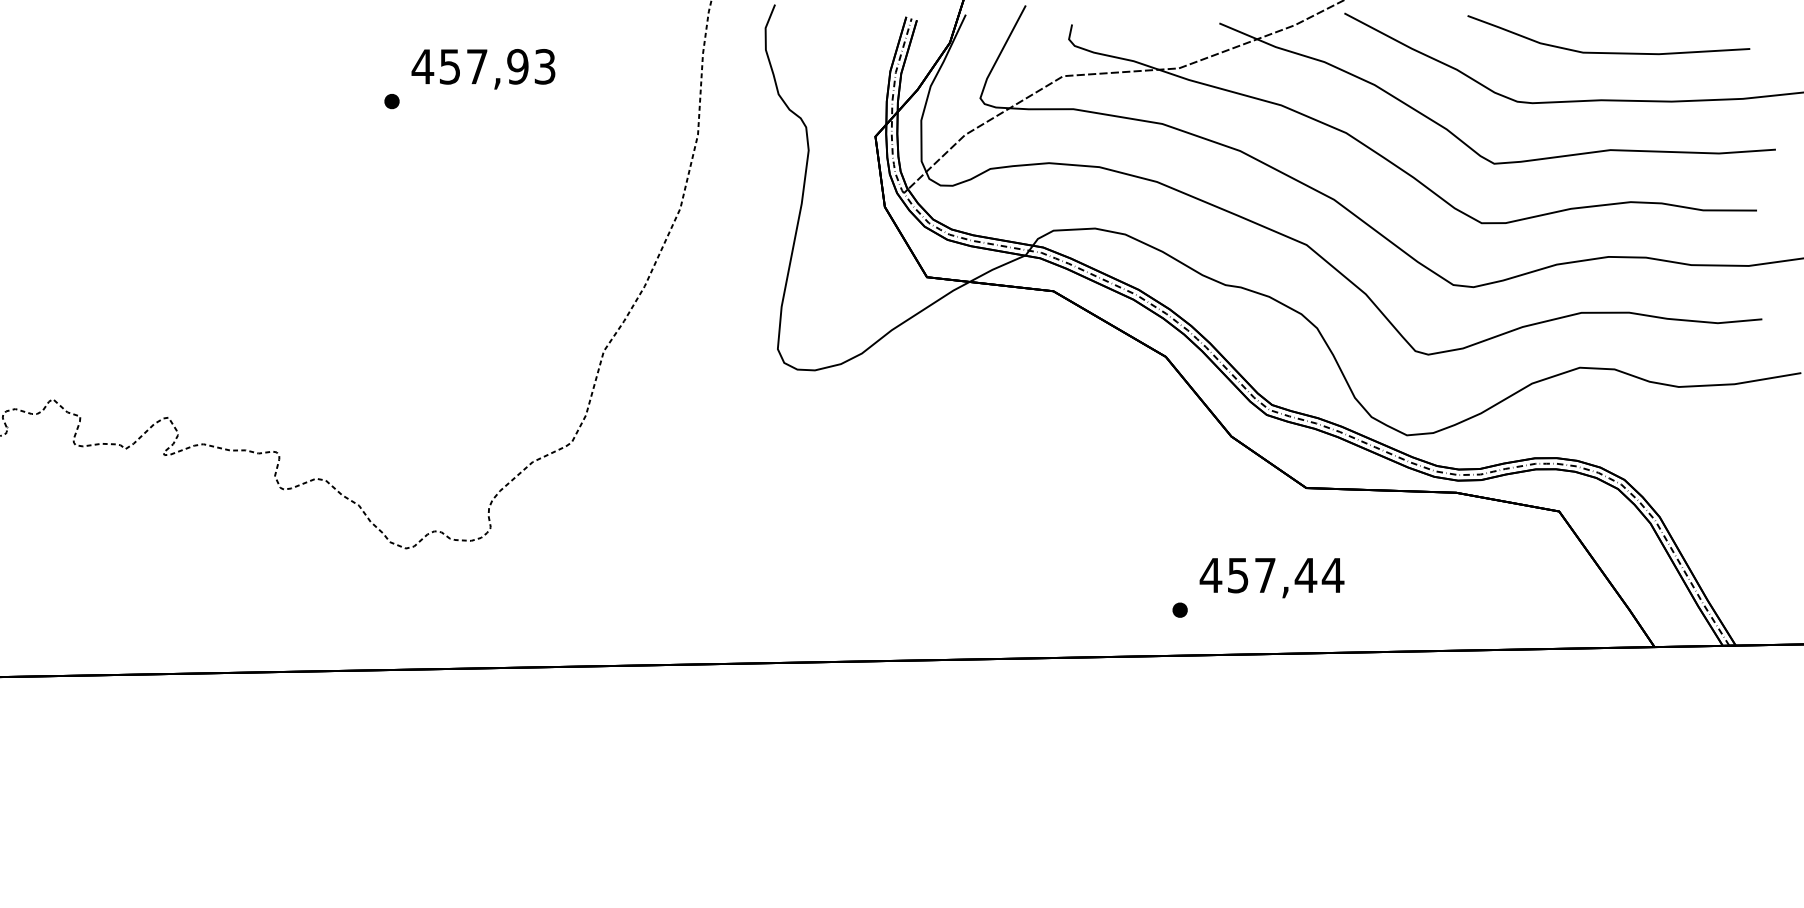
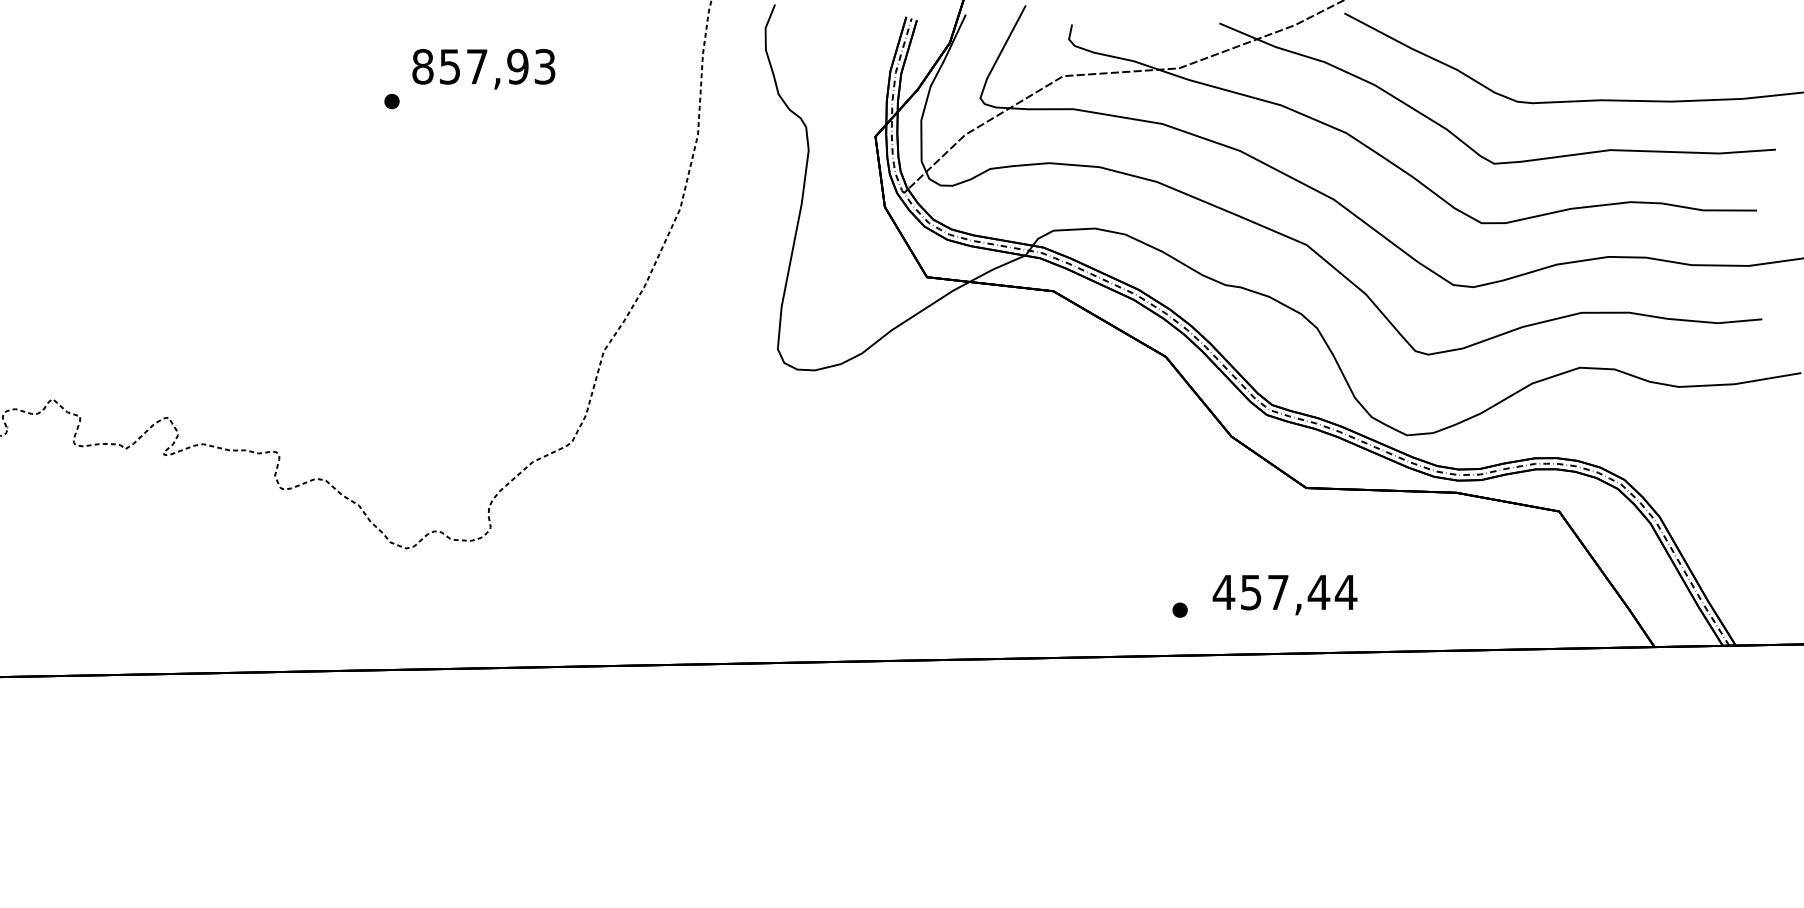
curve: present -> none (1608, 52)
text: 457,93 -> 857,93 (422, 66)
text position: (1271, 578) -> (1284, 595) (1284, 595)
